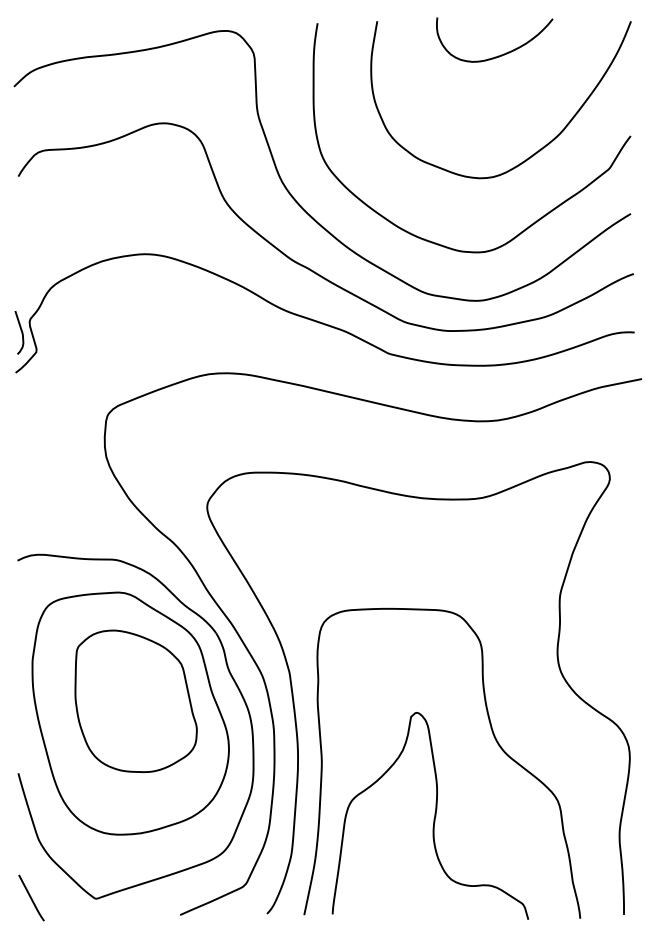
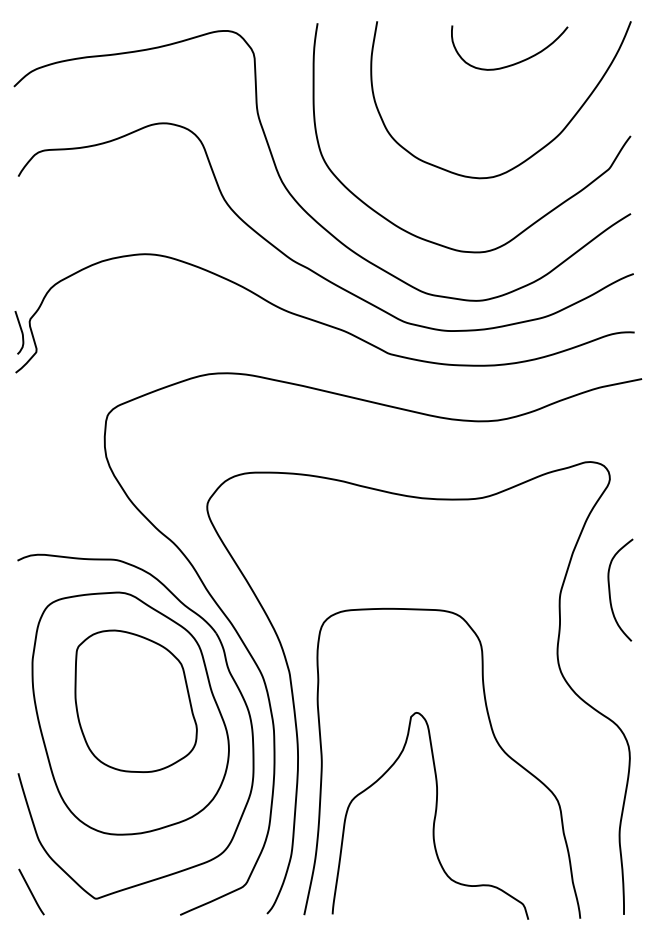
curve position: (498, 55) -> (513, 63) (513, 63)
curve: none -> present (610, 589)
line position: (31, 897) -> (31, 891) (31, 891)
